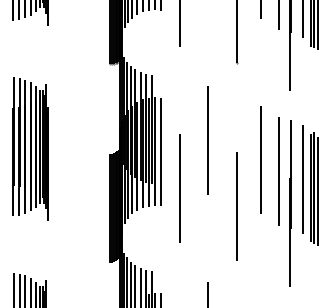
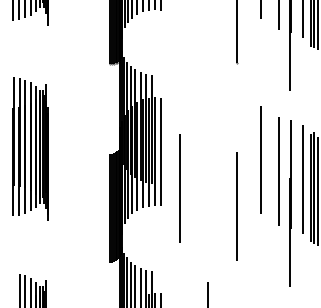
line: present -> none (180, 24)
line: present -> none (207, 139)
line: present -> none (13, 288)
